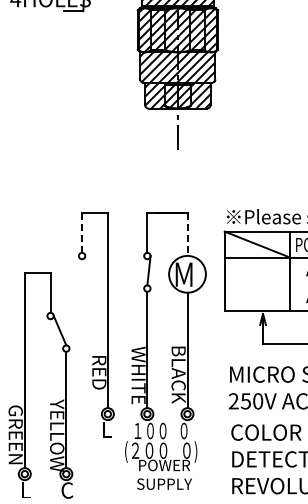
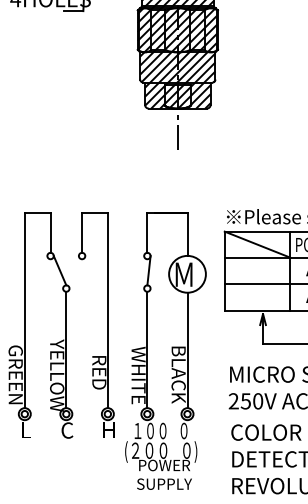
line: dashed -> solid (82, 233)
line: dashed -> solid (187, 235)
line: none -> present (264, 284)
part position: (25, 385) -> (25, 325) (25, 325)
text: L -> H (109, 429)
